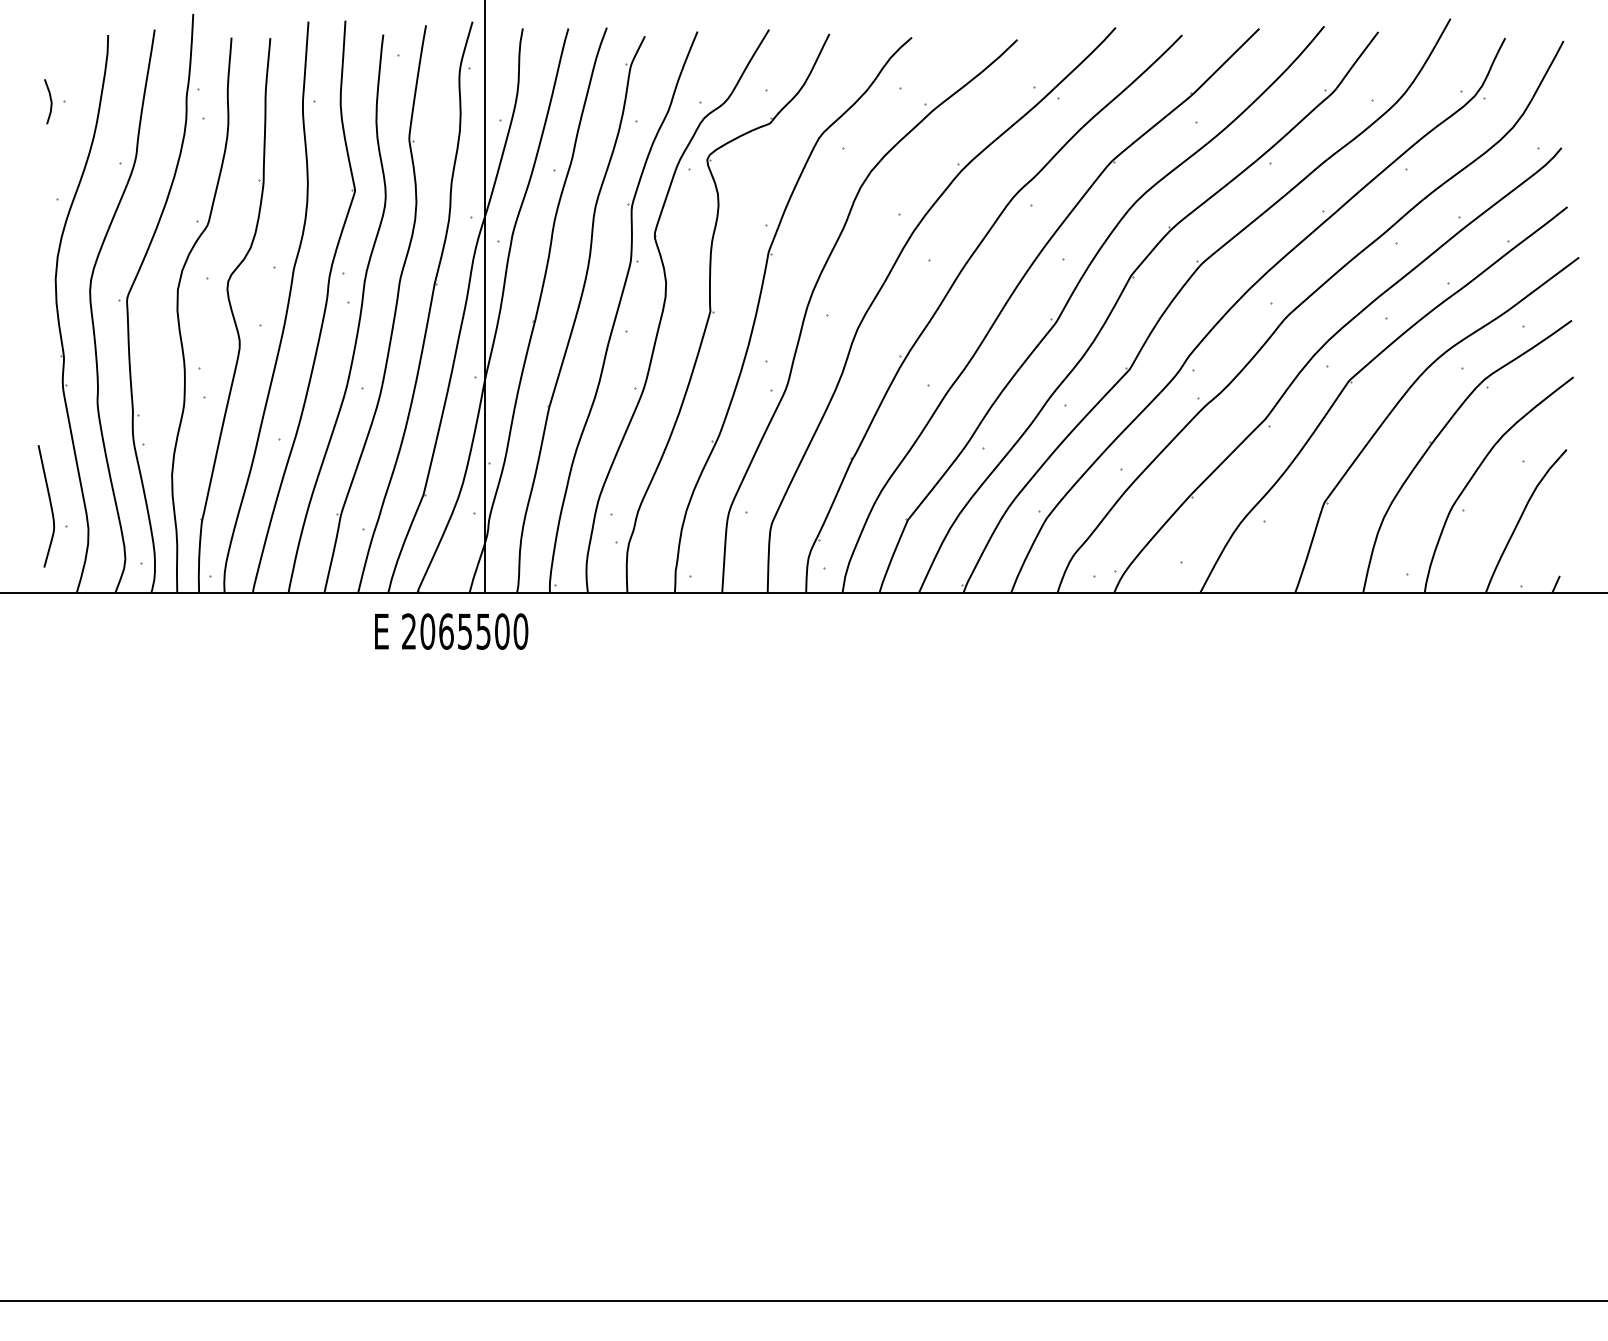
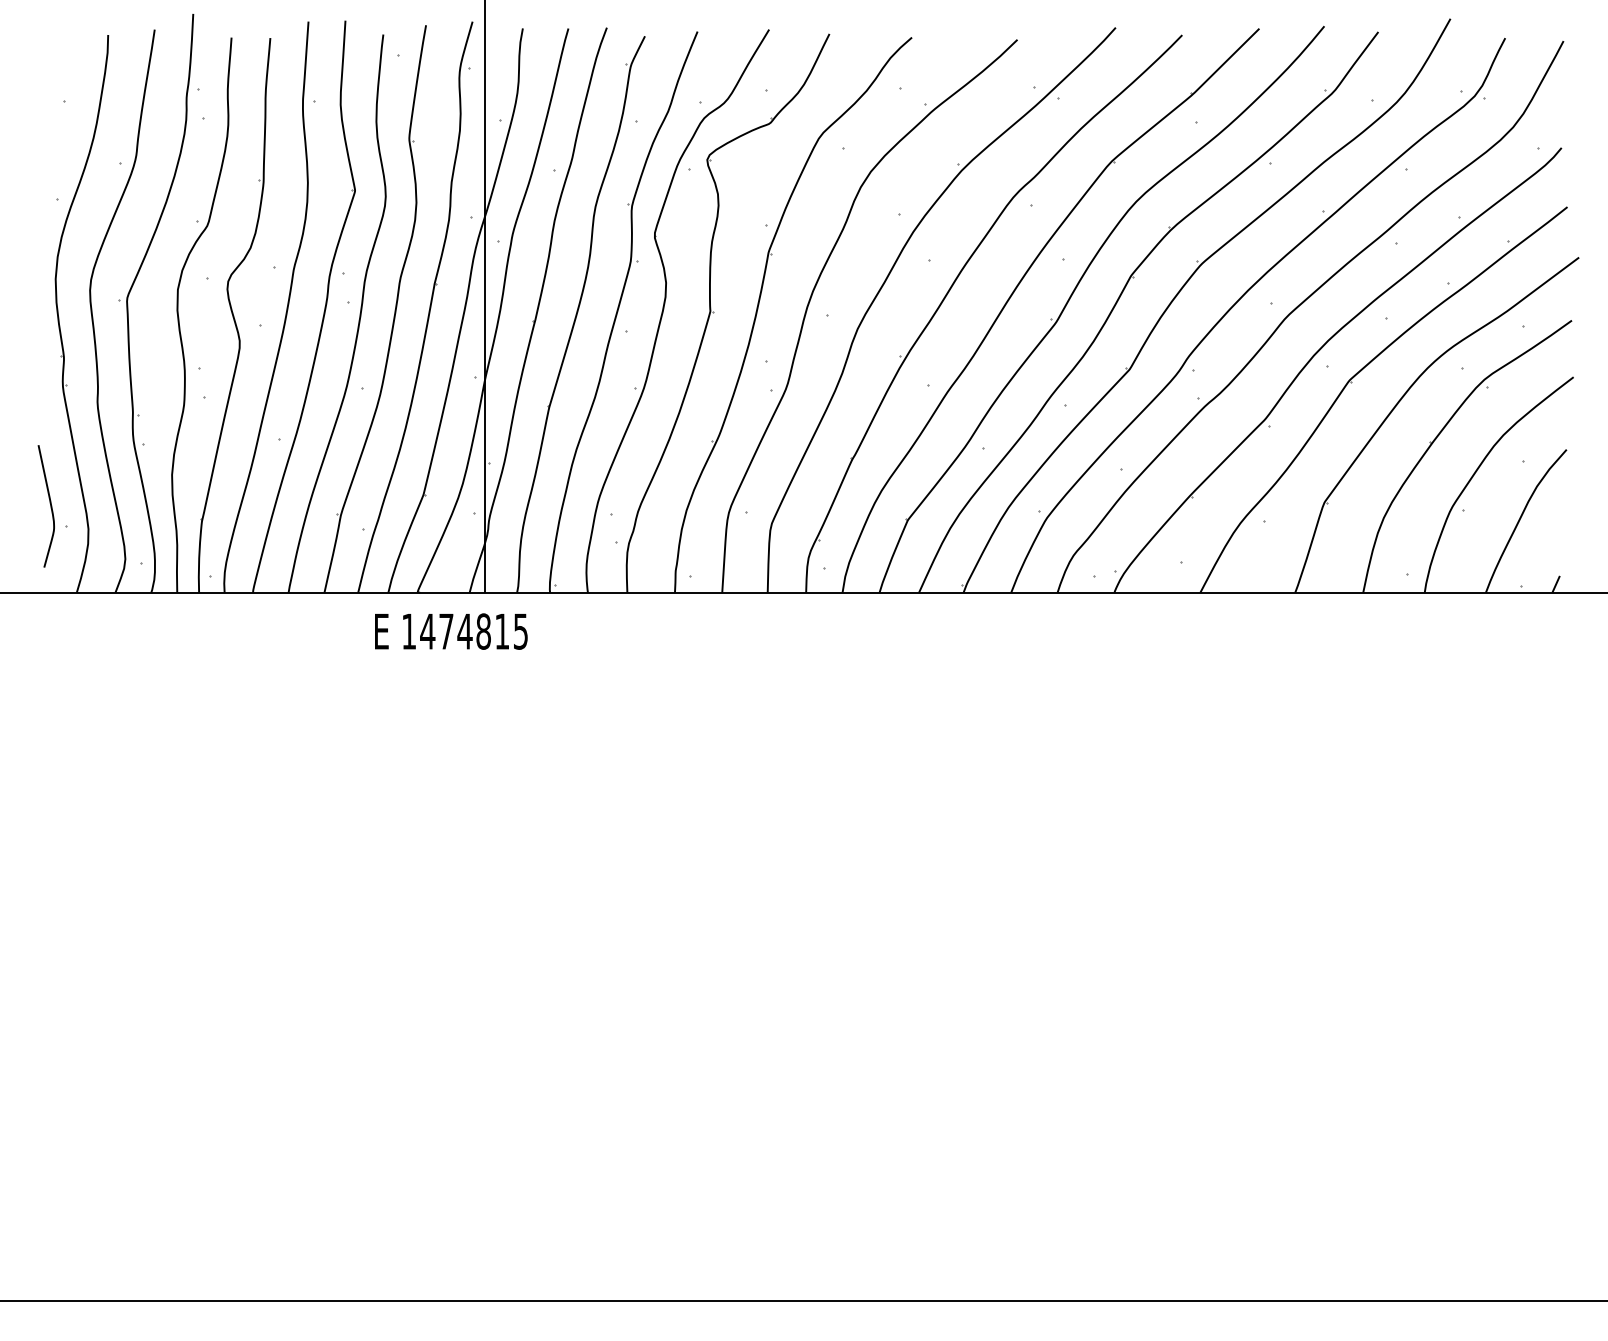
line: present -> none (50, 101)
text: 2065500 -> 1474815 (465, 631)
